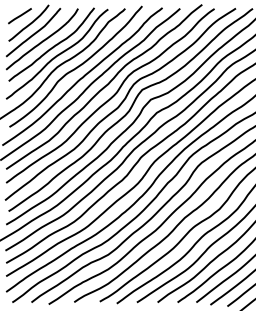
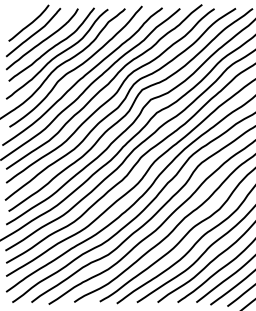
line: present -> none (19, 16)
